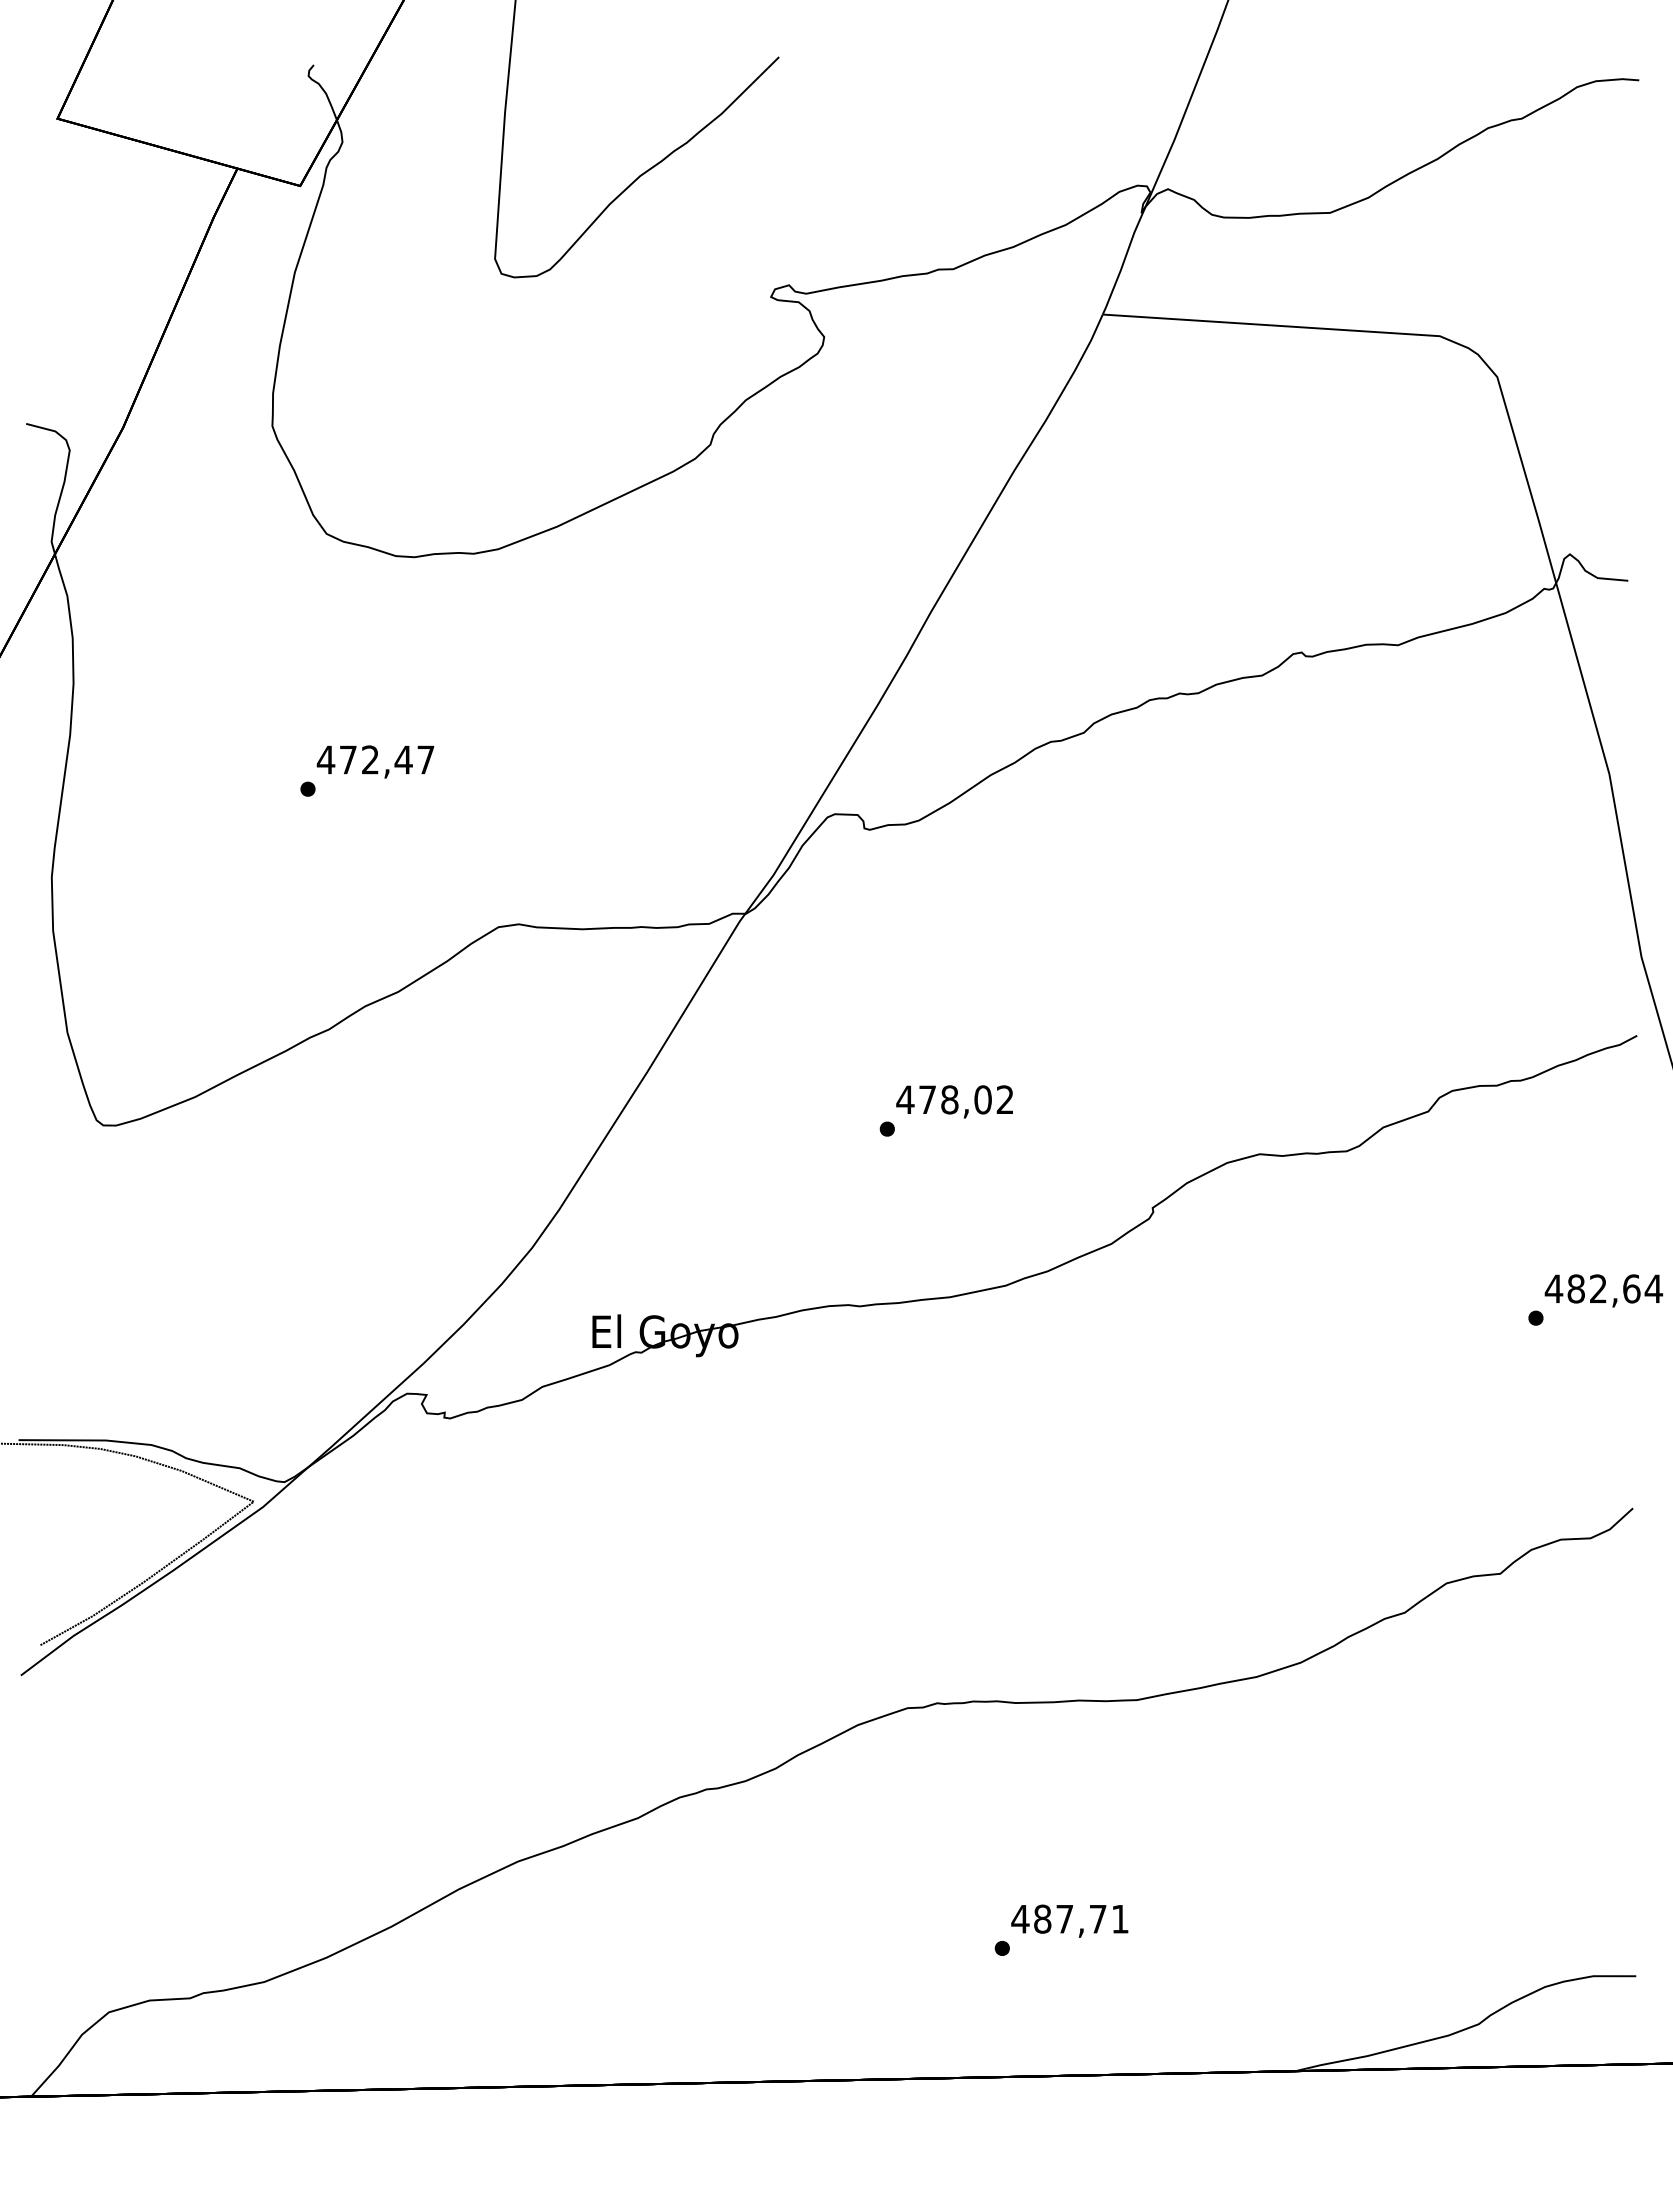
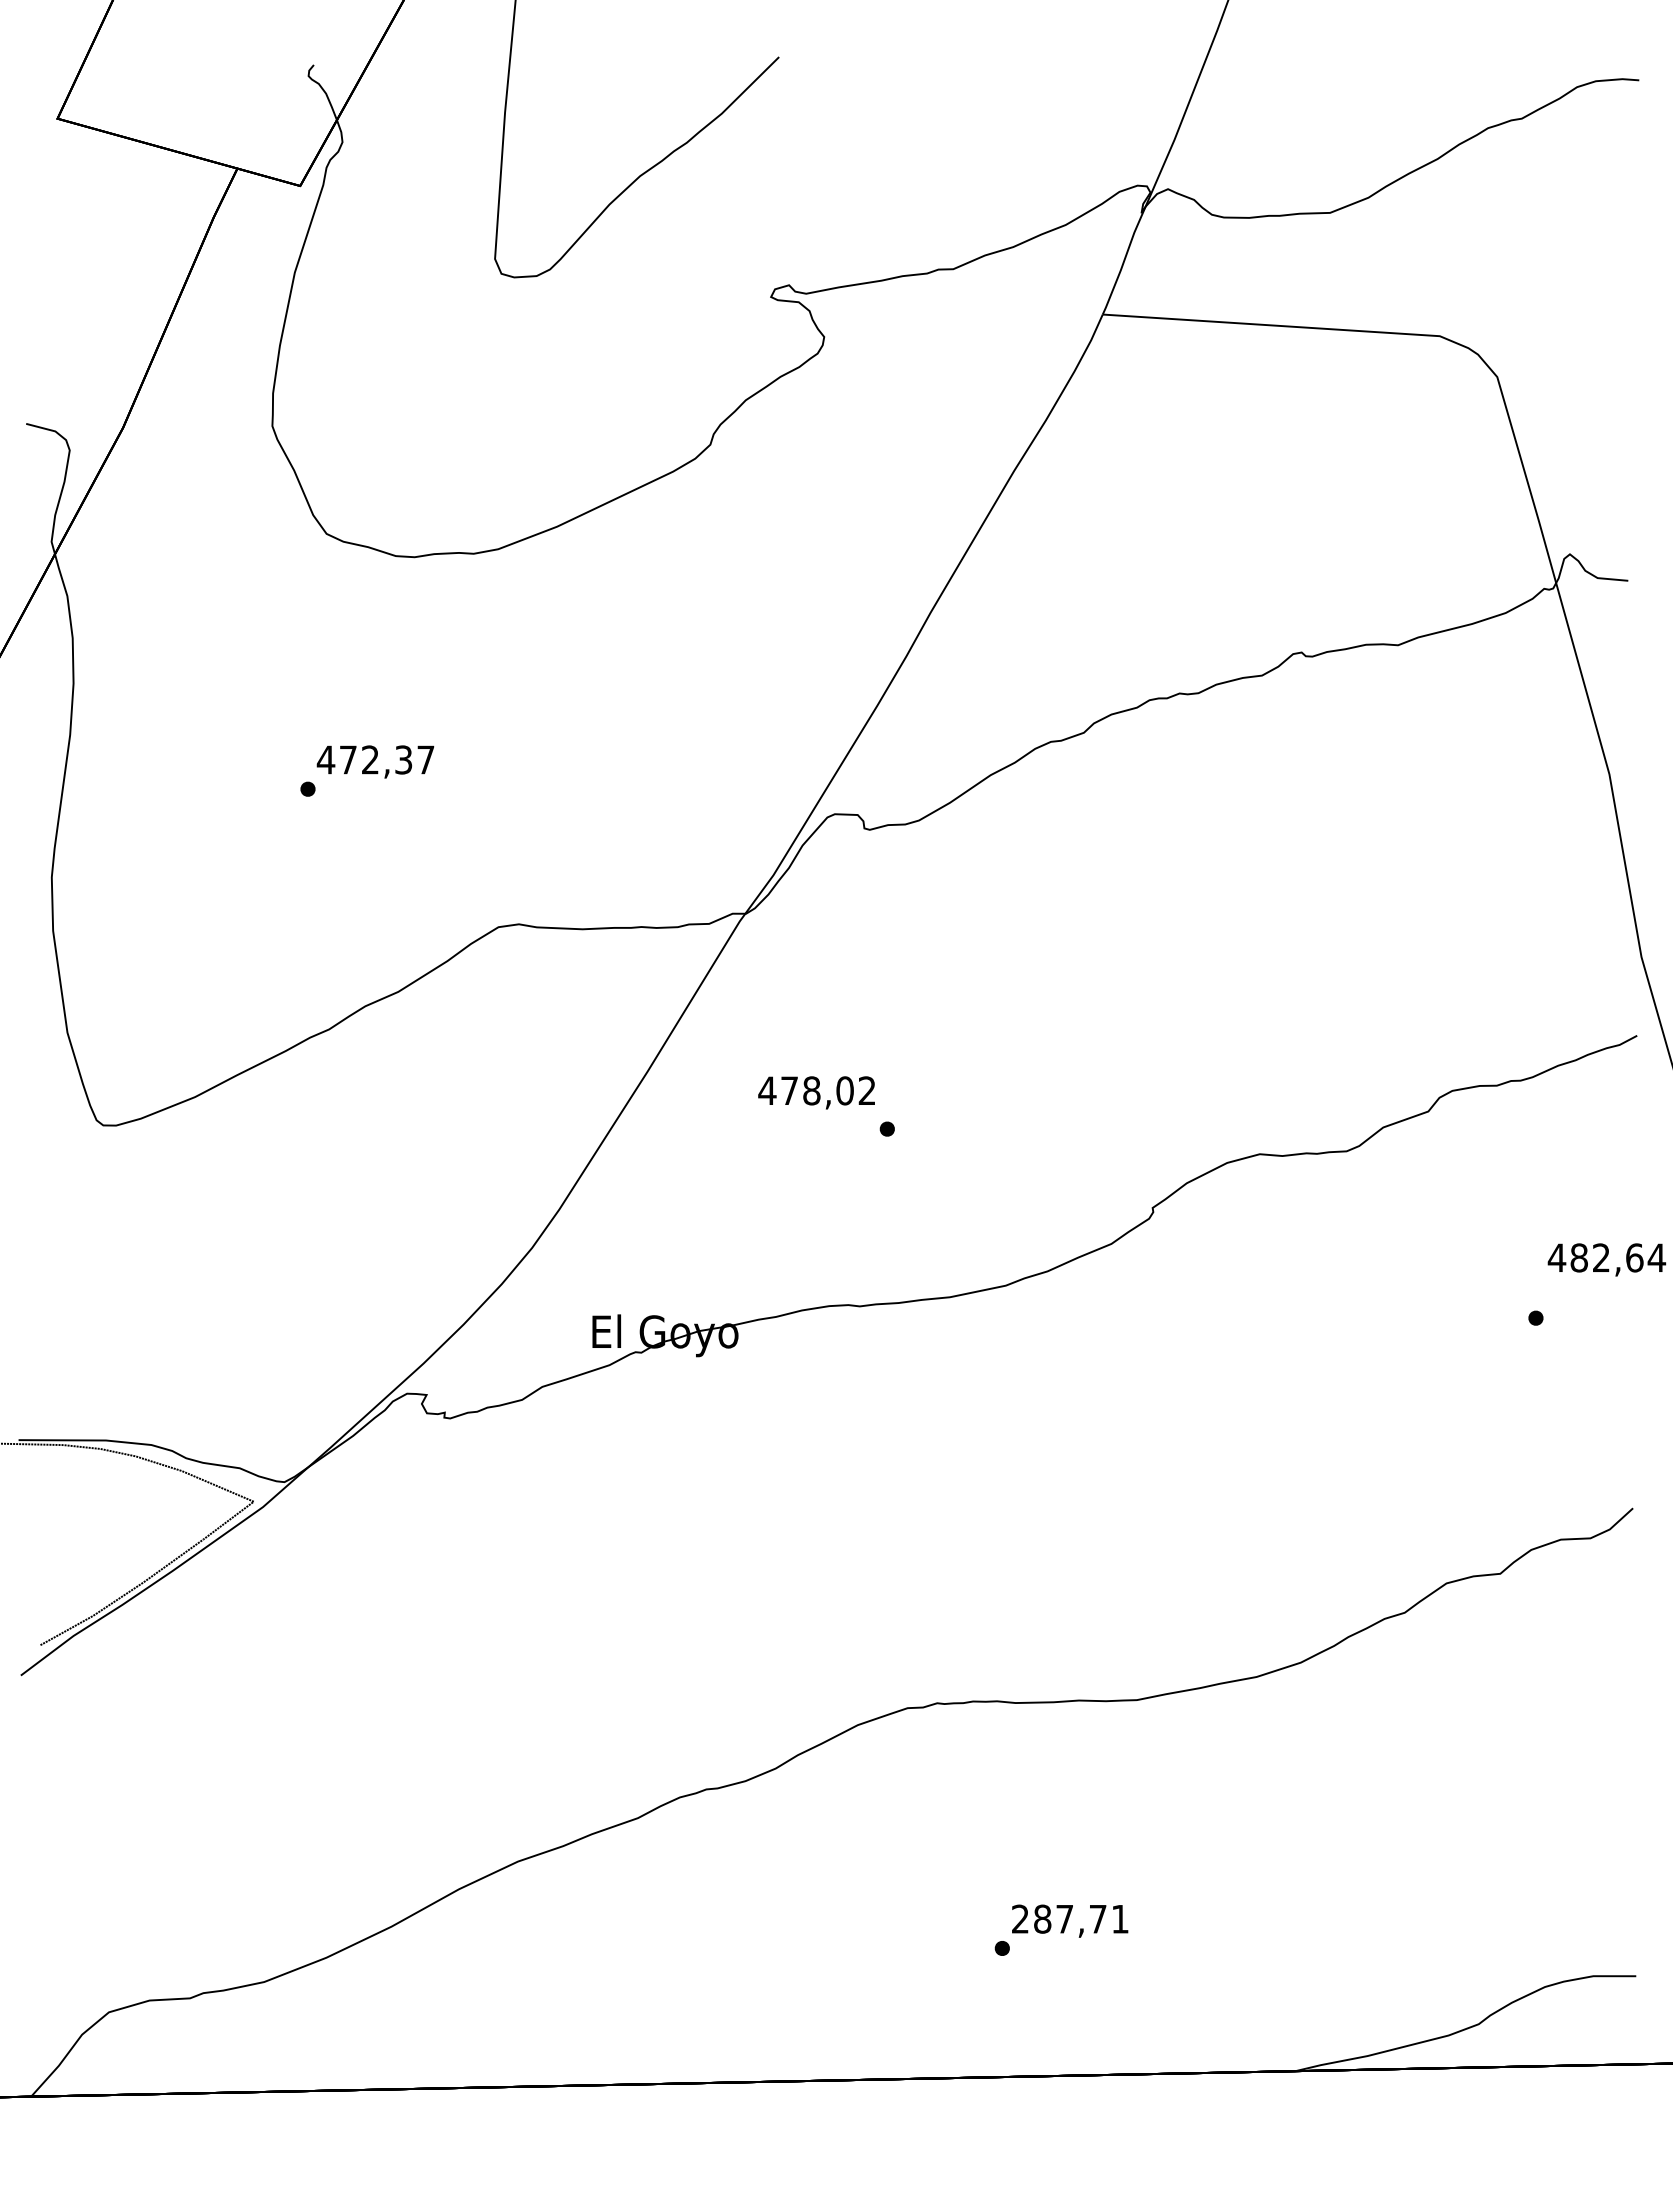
text: 472,47 -> 472,37 (403, 759)
text position: (954, 1101) -> (816, 1092) (816, 1092)
text position: (1603, 1290) -> (1606, 1259) (1606, 1259)
text: 487,71 -> 287,71 (1020, 1918)
